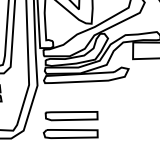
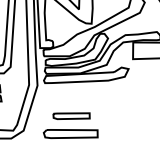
part size: 55x11 px -> 39x8 px (71, 115)
